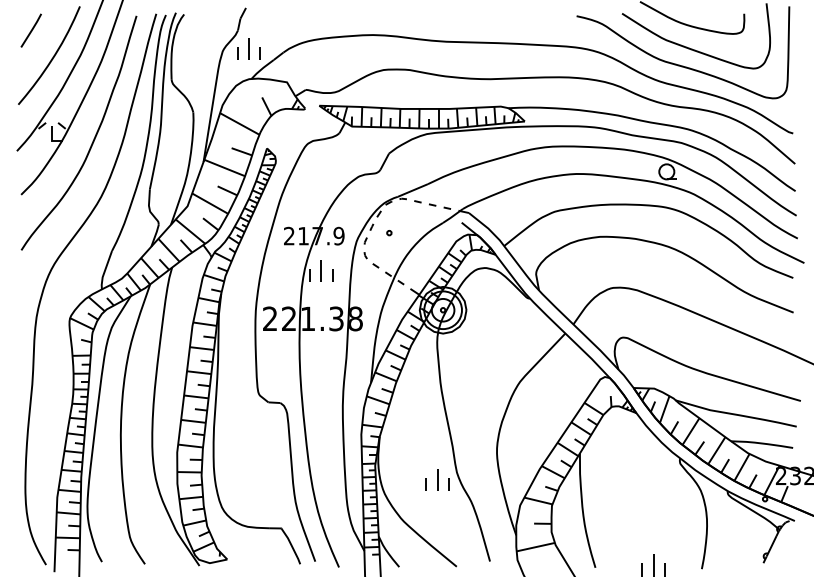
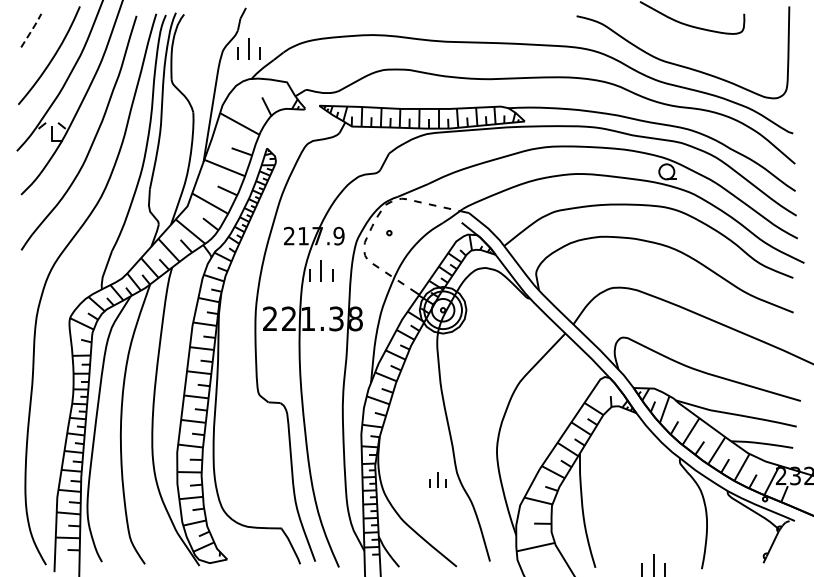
line: solid -> dashed (32, 29)
curve: present -> none (692, 48)
part size: 25x22 px -> 18x16 px (437, 479)
